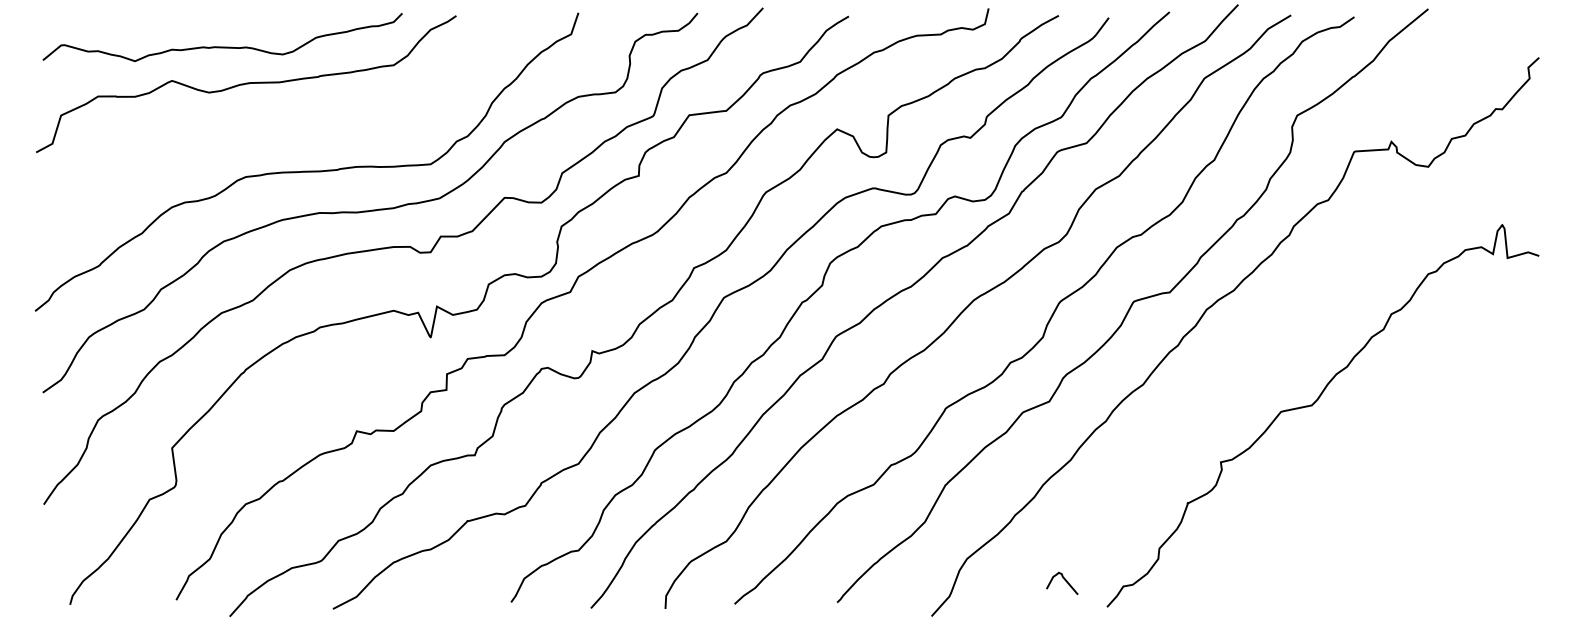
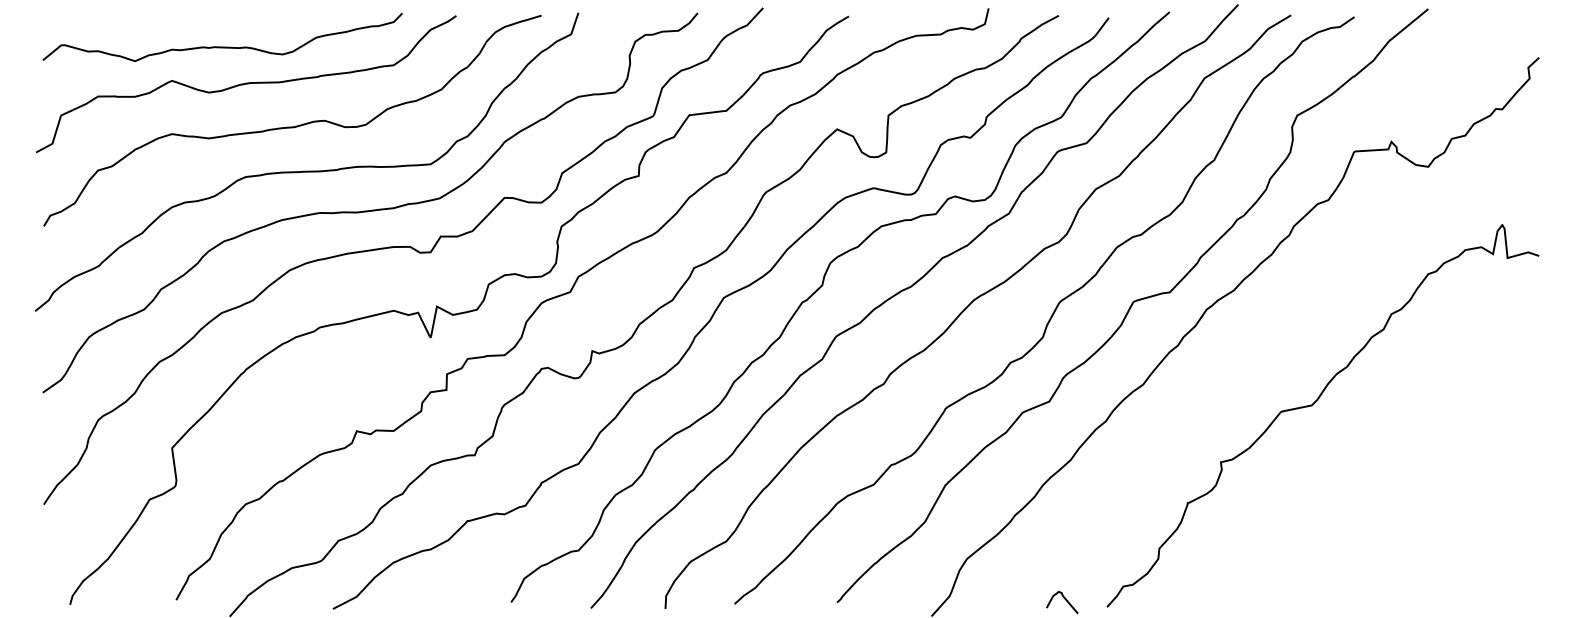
curve: none -> present (292, 126)
curve position: (1064, 580) -> (1064, 599) (1064, 599)
